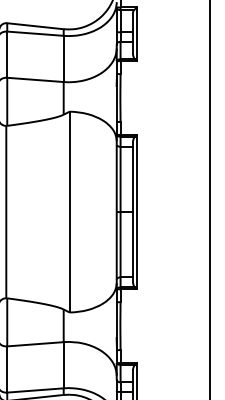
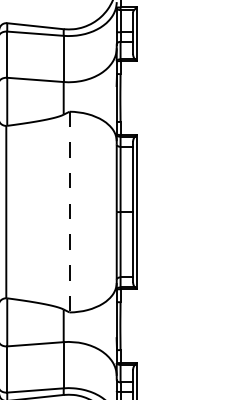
line: present -> none (209, 199)
line: solid -> dashed (69, 212)
